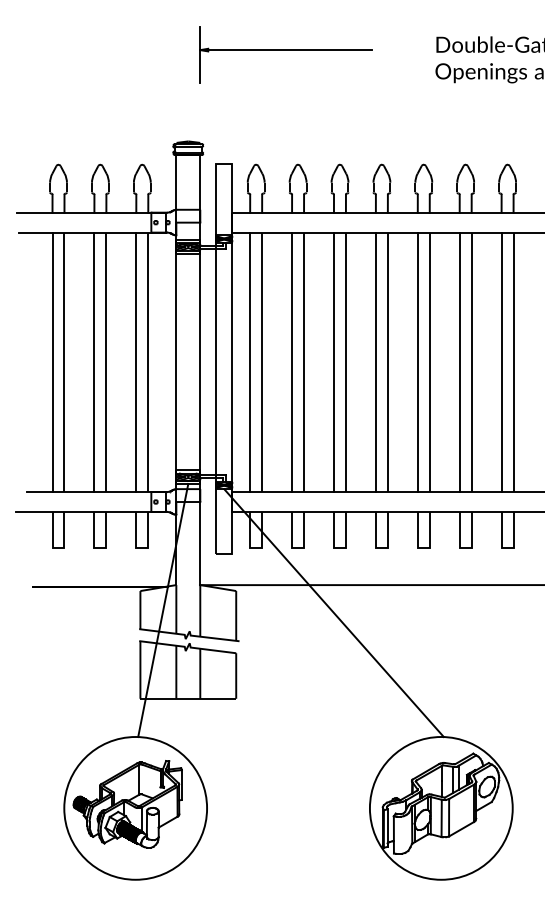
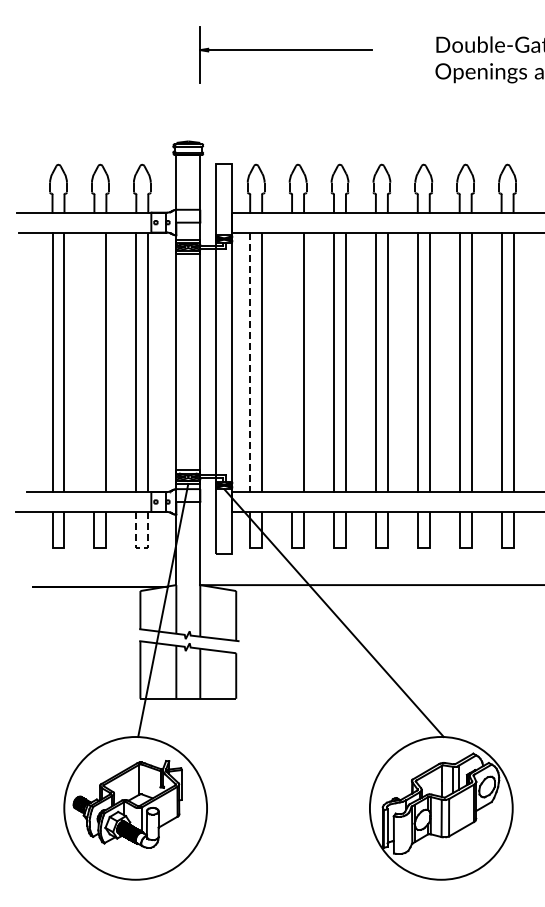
line: present -> none (94, 362)
line: solid -> dashed (250, 362)
line: present -> none (292, 362)
line: solid -> dashed (142, 547)
